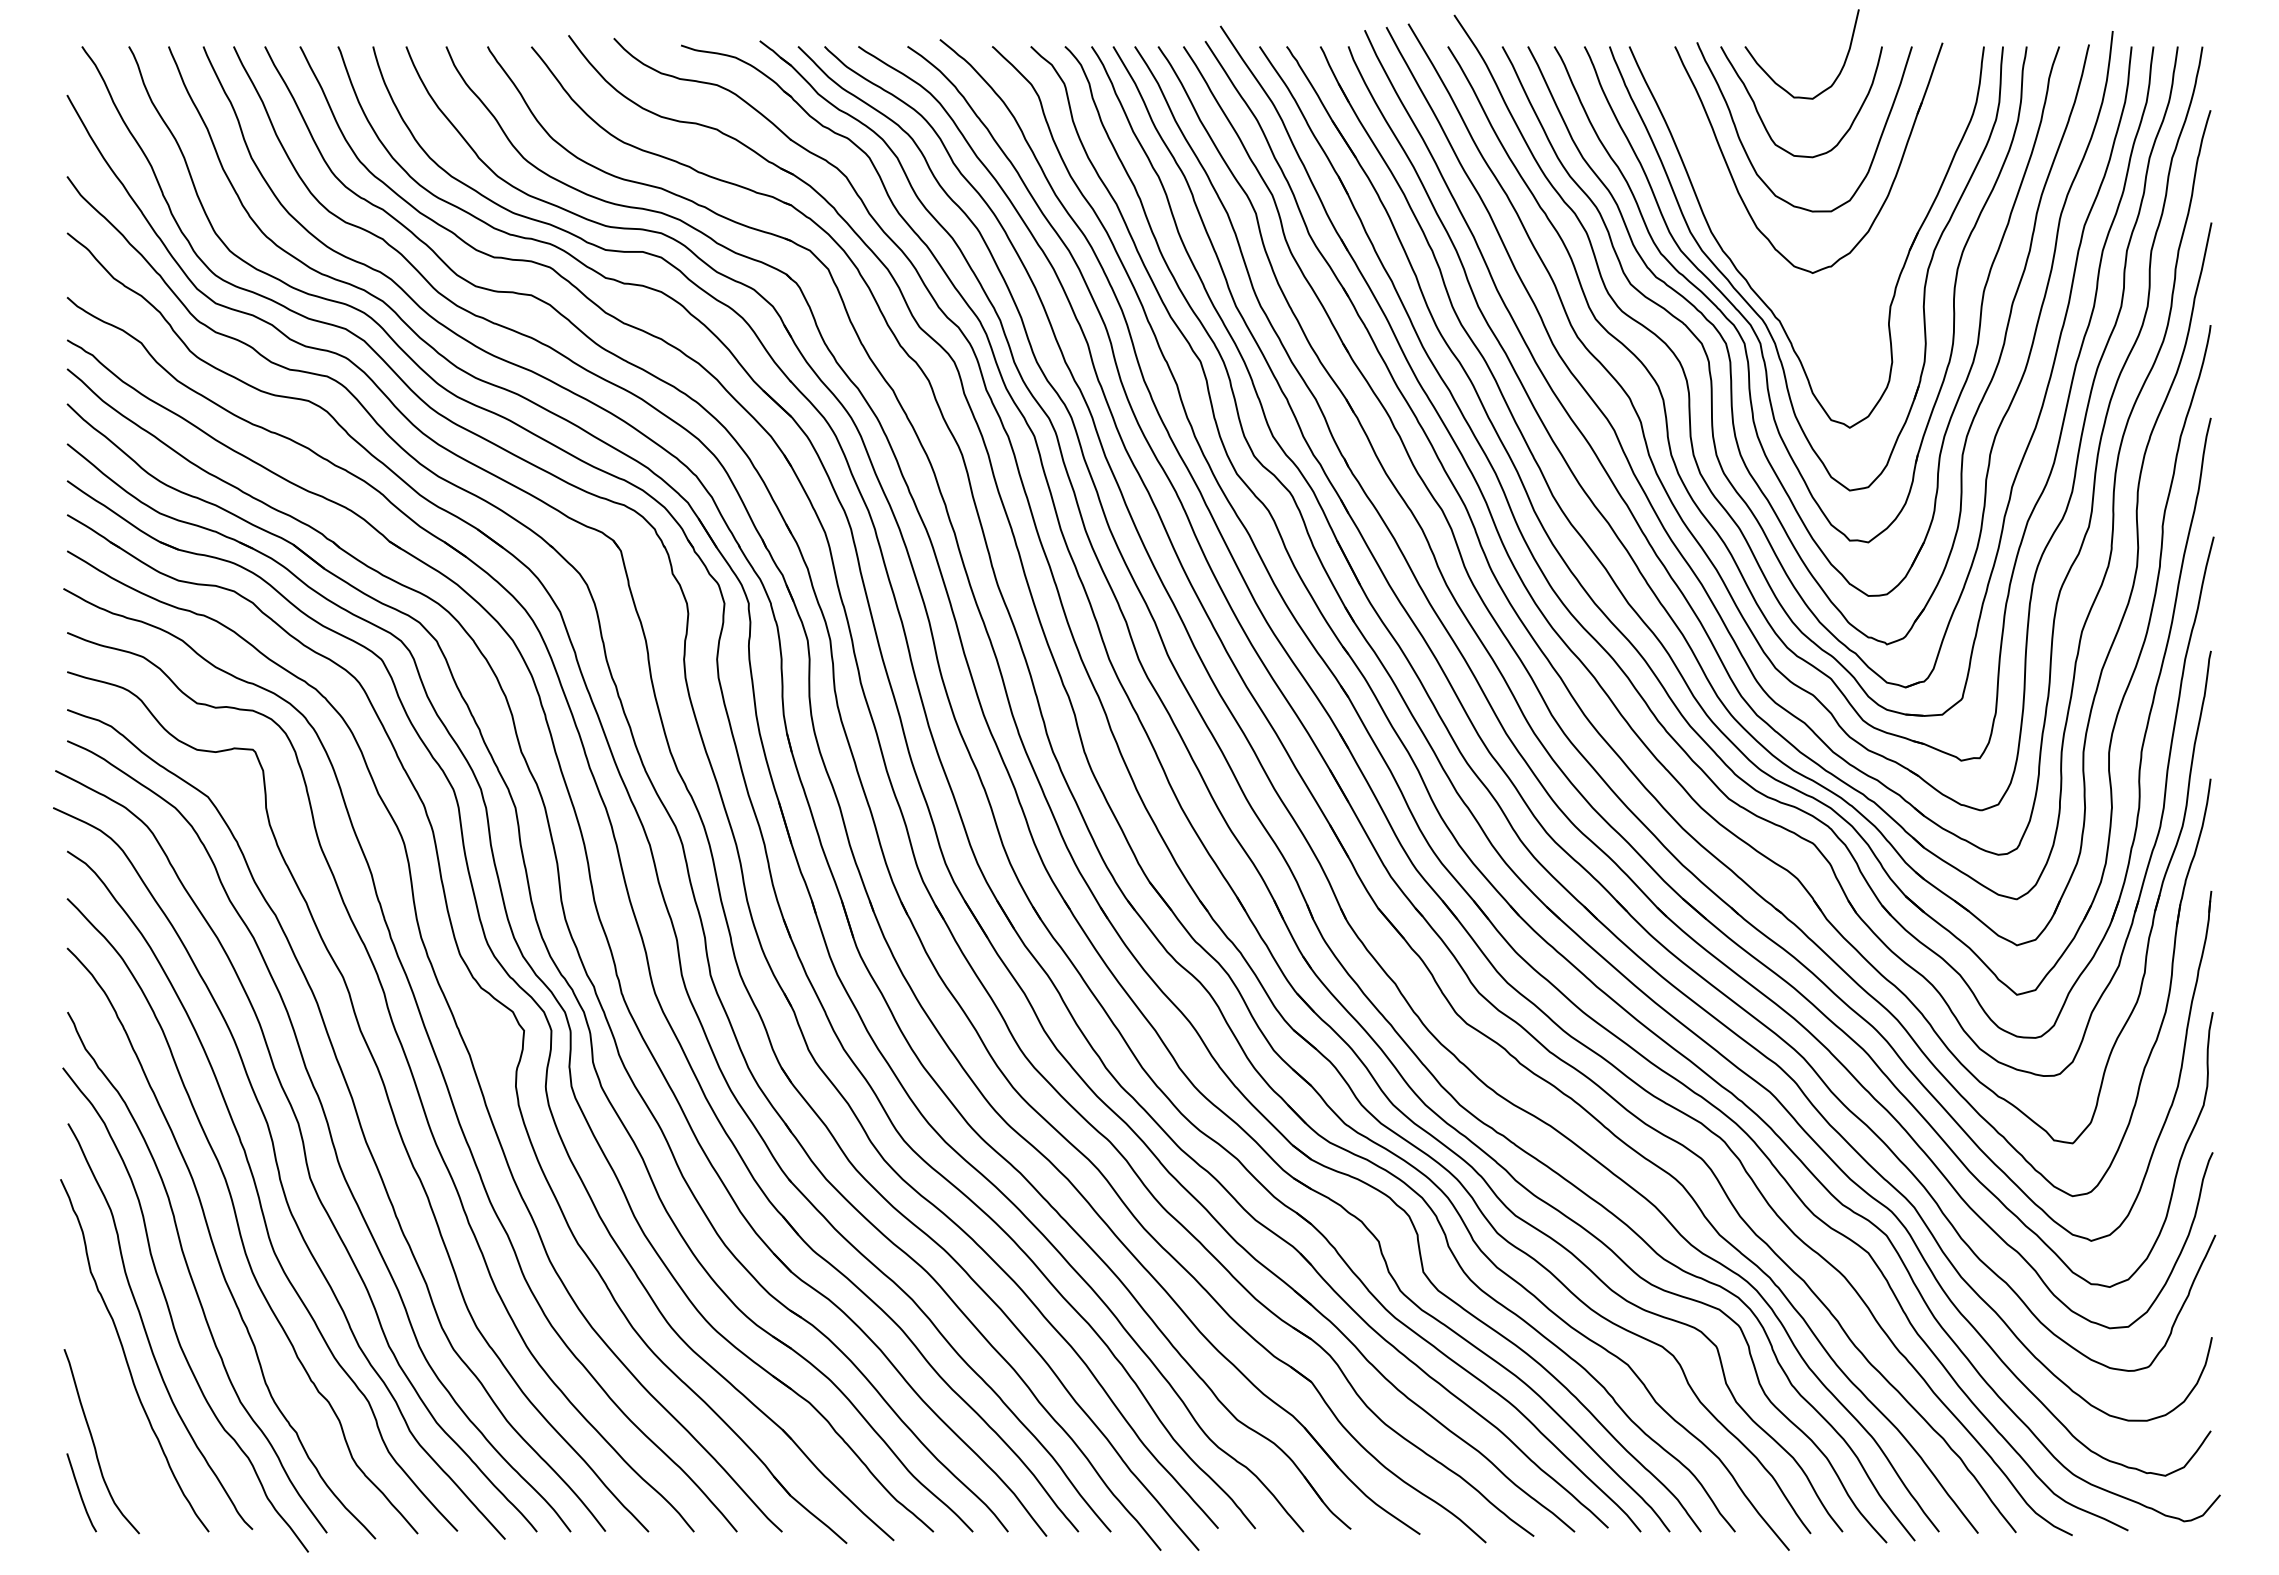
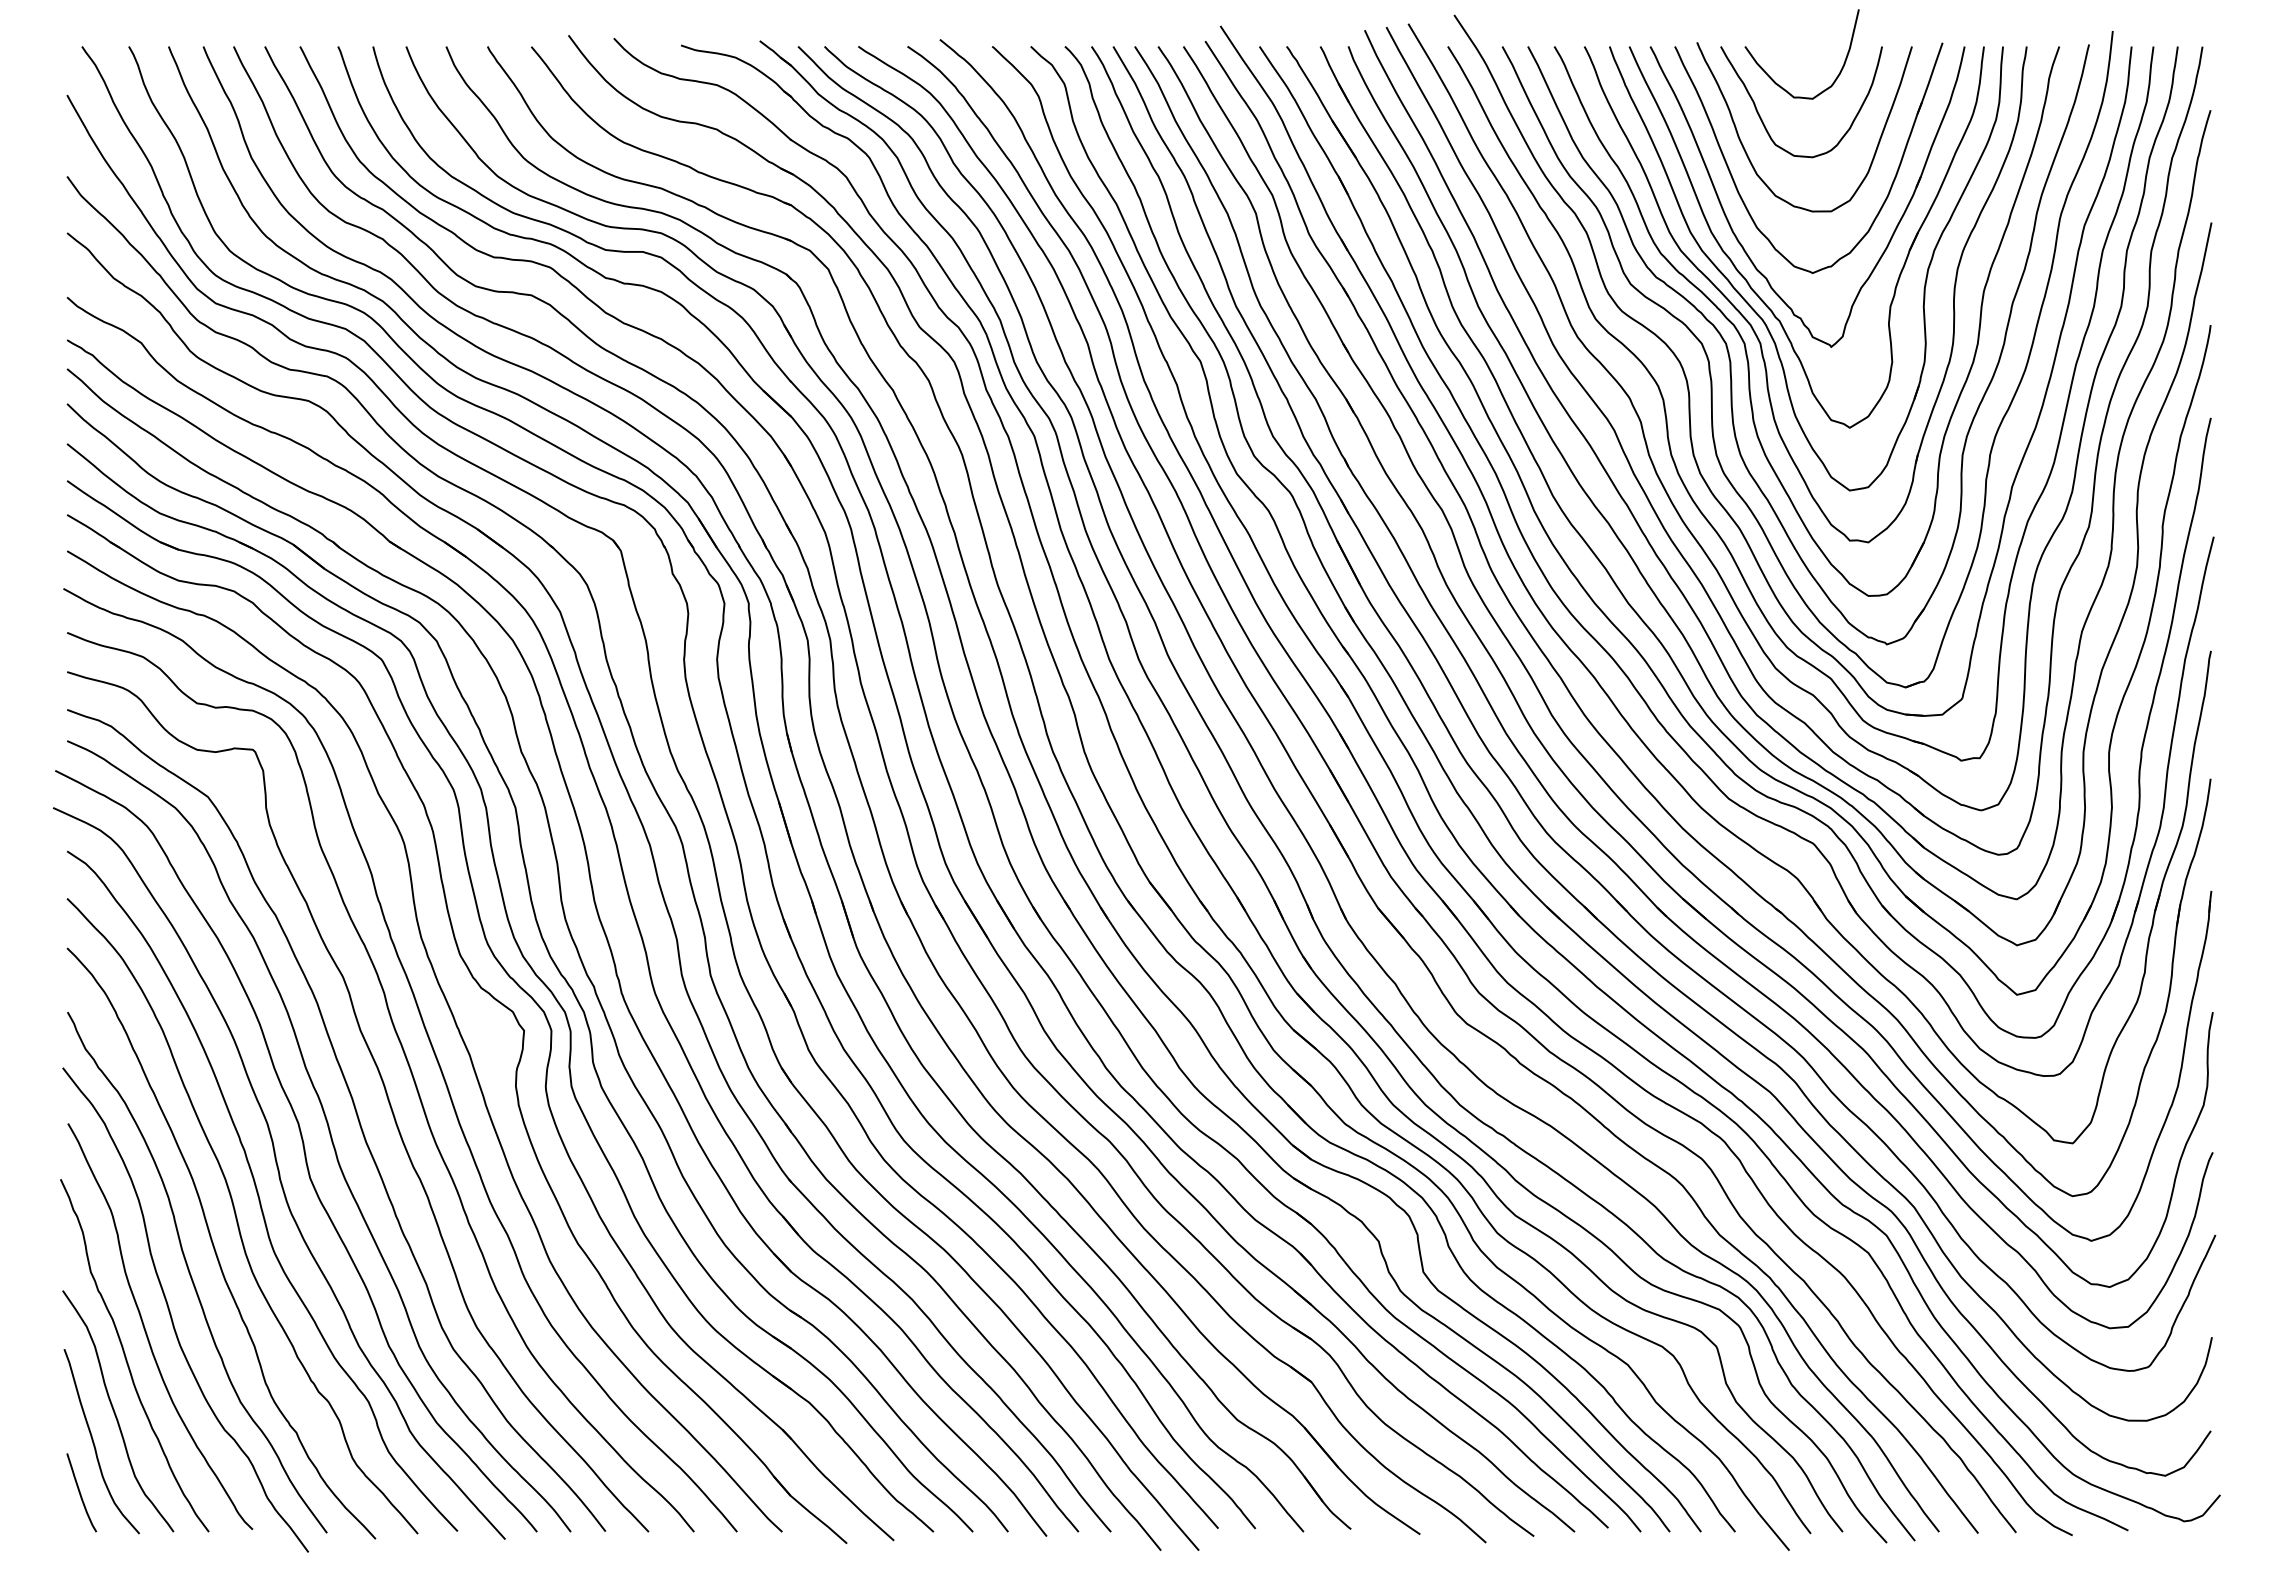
part: none -> present (1736, 235)
curve: none -> present (115, 1411)
